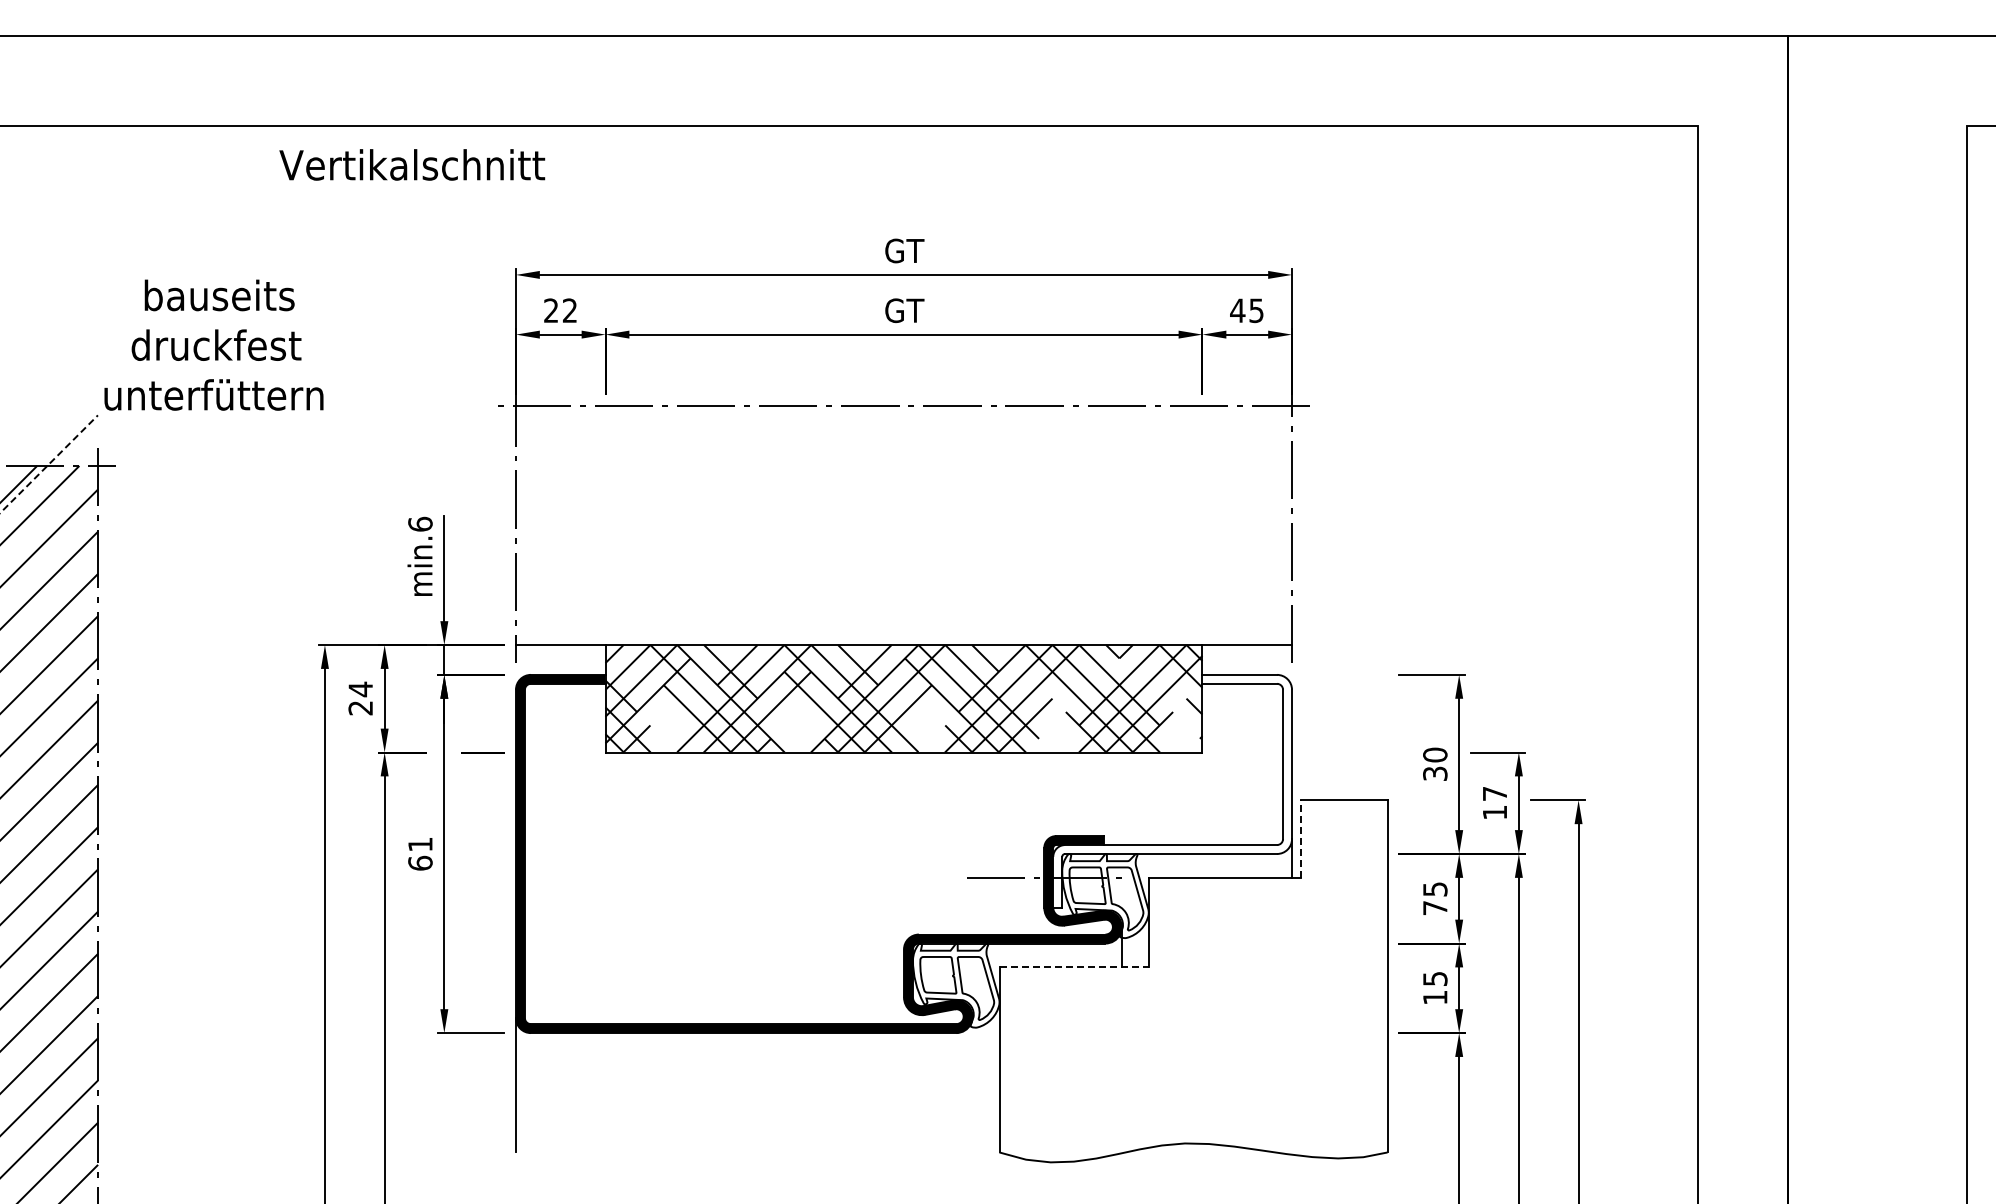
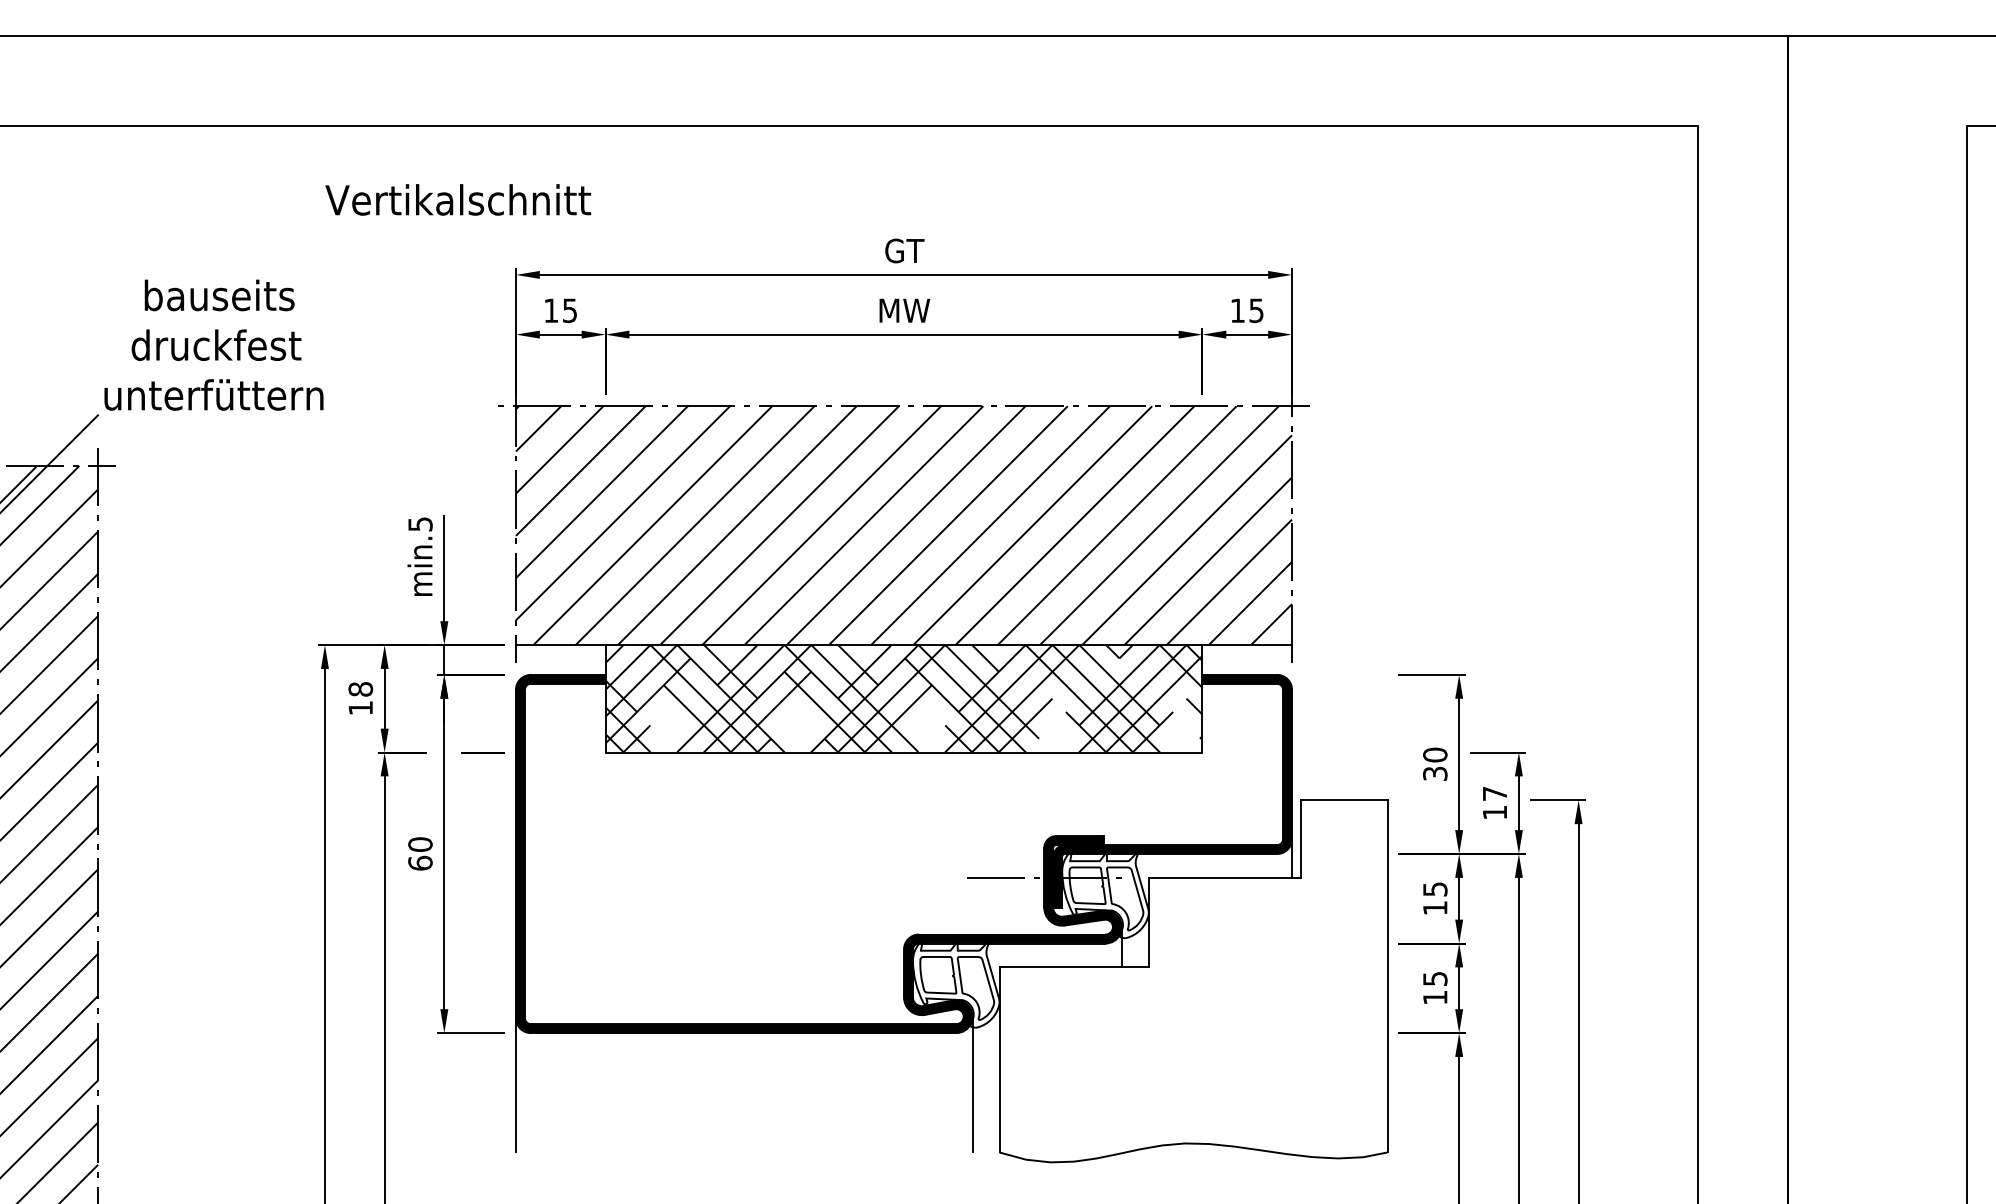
text position: (412, 164) -> (458, 199) (458, 199)
text: 22 -> 15 (560, 310)
text: GT -> MW (904, 310)
text: 45 -> 15 (1237, 310)
line: dashed -> solid (49, 464)
text: min.6 -> min.5 (420, 523)
hatch: none -> present (903, 525)
text: 24 -> 18 (360, 698)
fill: none -> present (1172, 790)
line: dashed -> solid (1300, 839)
text: 61 -> 60 (420, 844)
text: 75 -> 15 (1435, 907)
line: dashed -> solid (1074, 967)
line: none -> present (972, 1084)
